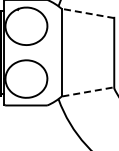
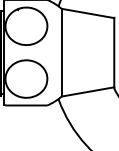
line: dashed -> solid (87, 13)
line: dashed -> solid (88, 91)
